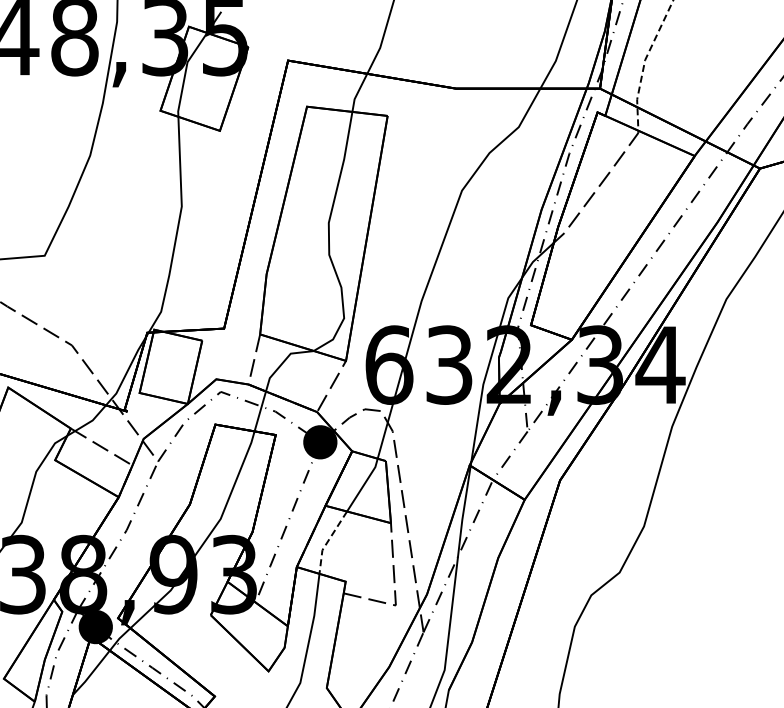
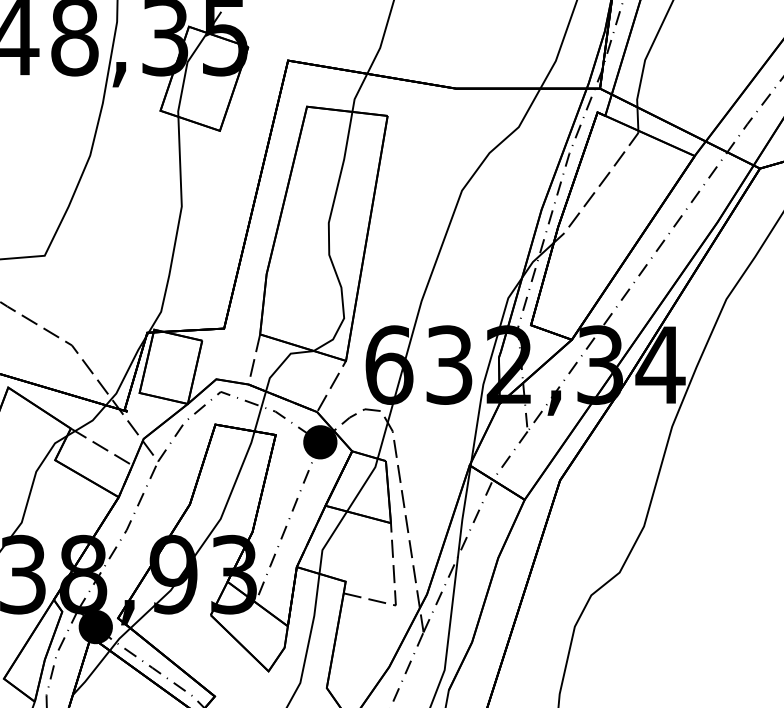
line: dashed -> solid (644, 64)
line: dashed -> solid (327, 541)
